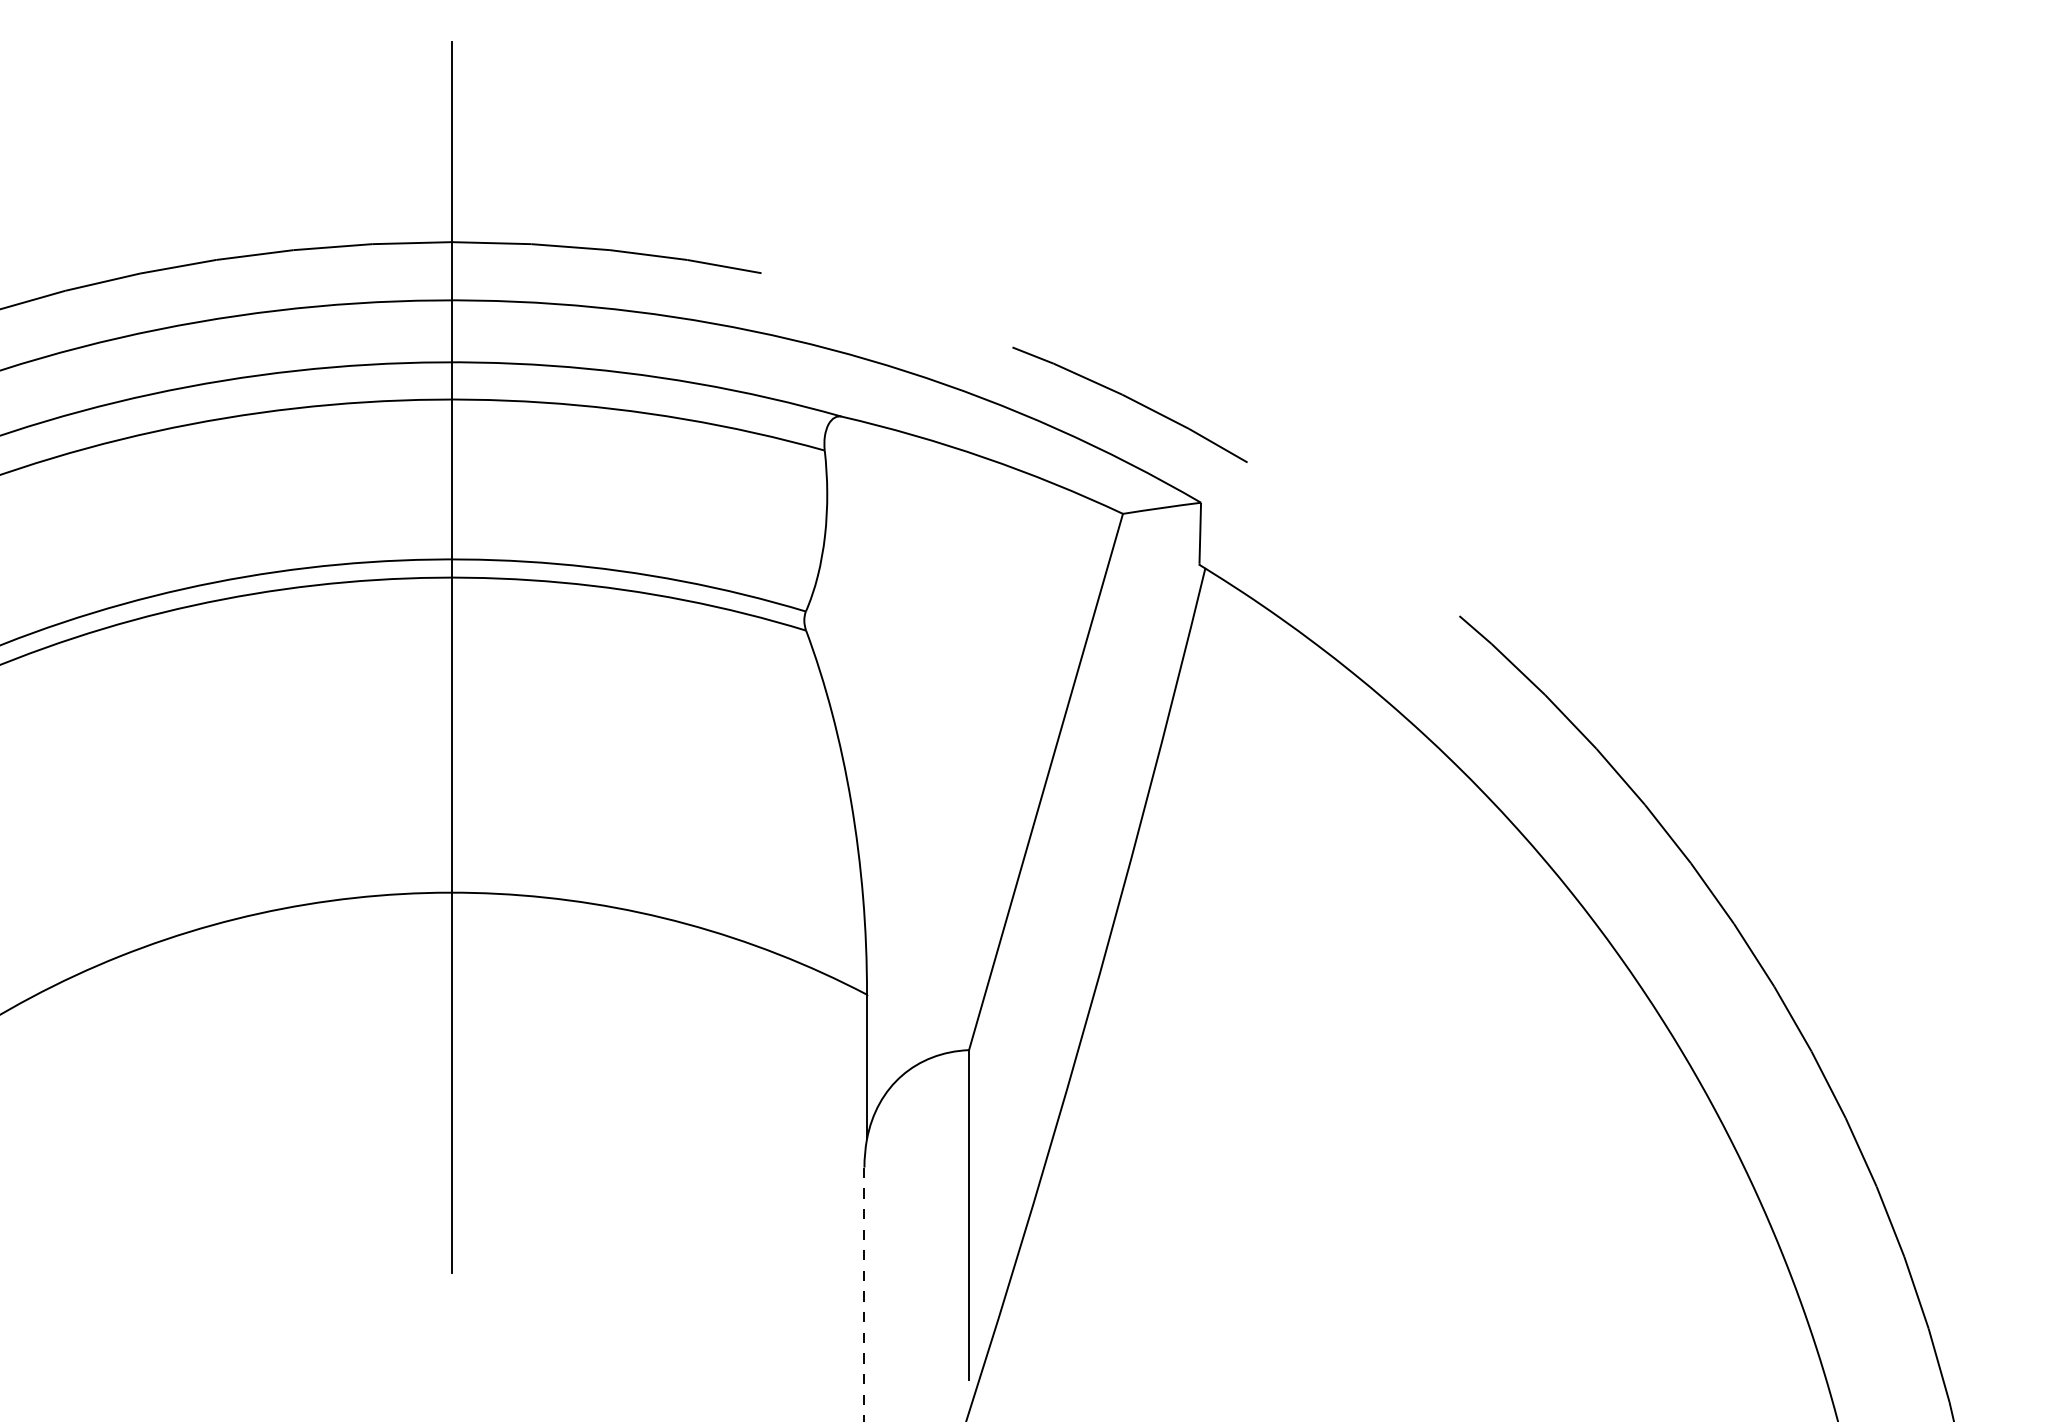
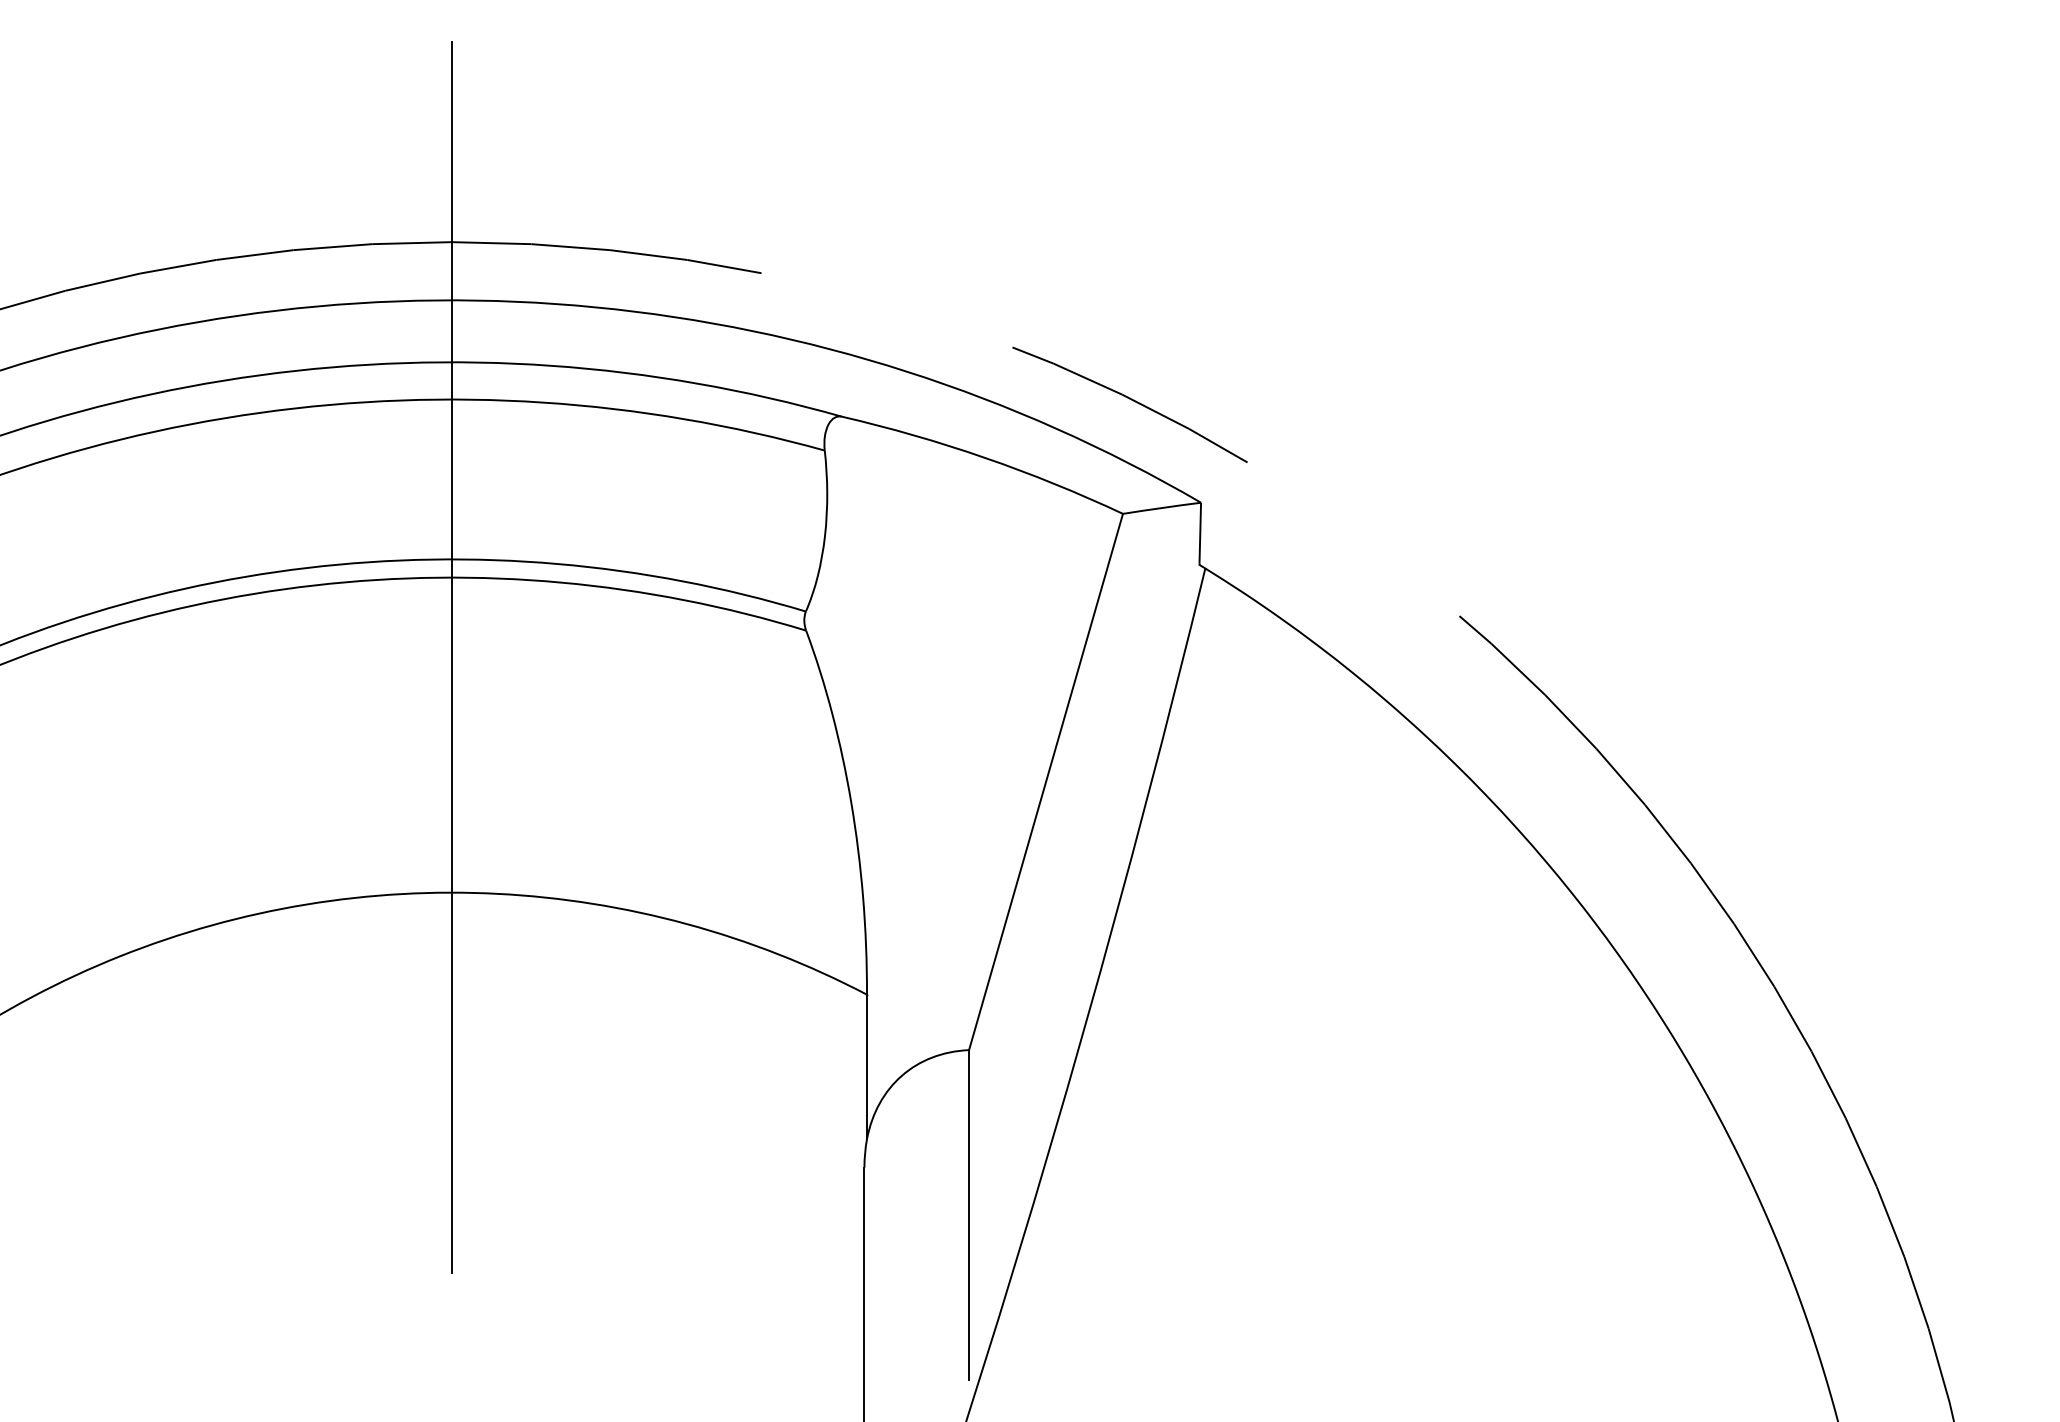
line: dashed -> solid (864, 1294)
